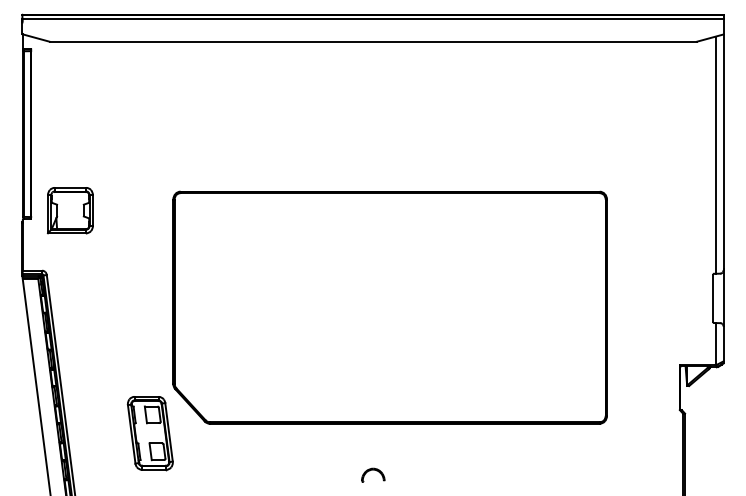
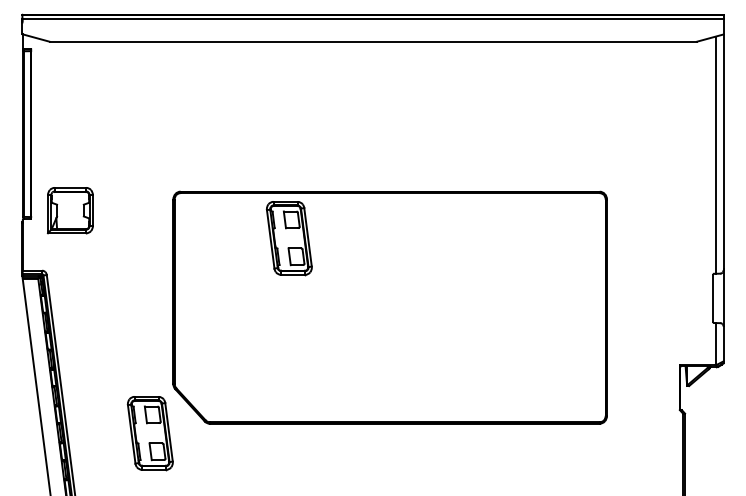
part: none -> present (288, 238)
part: present -> none (373, 474)
